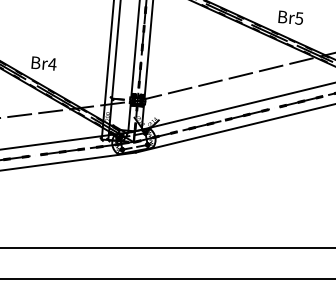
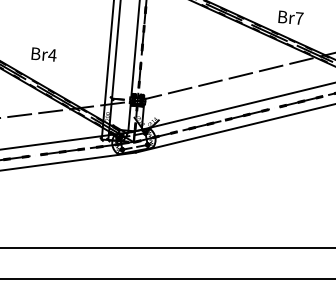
text: Br5 -> Br7 (299, 18)
line: present -> none (148, 50)
text position: (43, 63) -> (43, 54) (43, 54)
